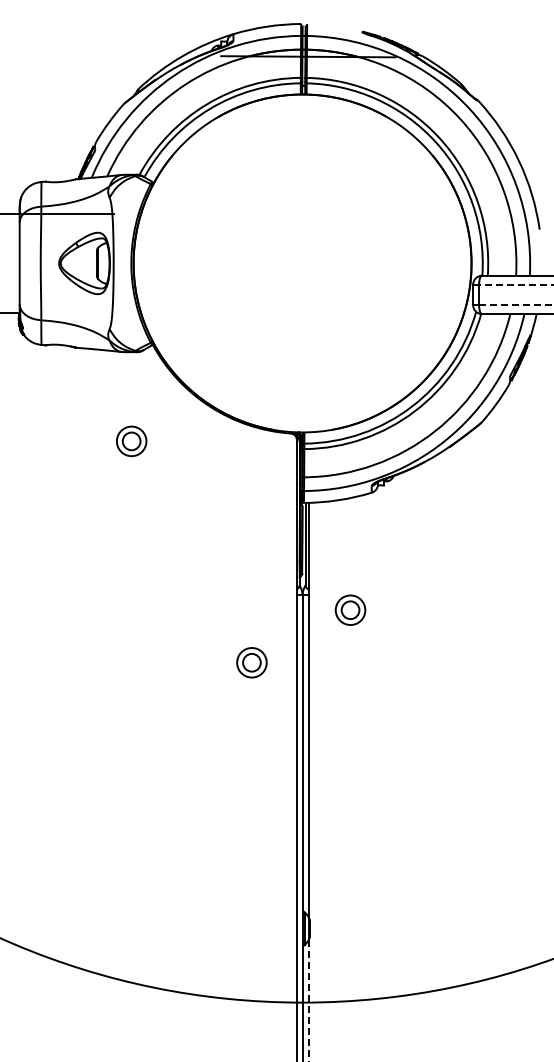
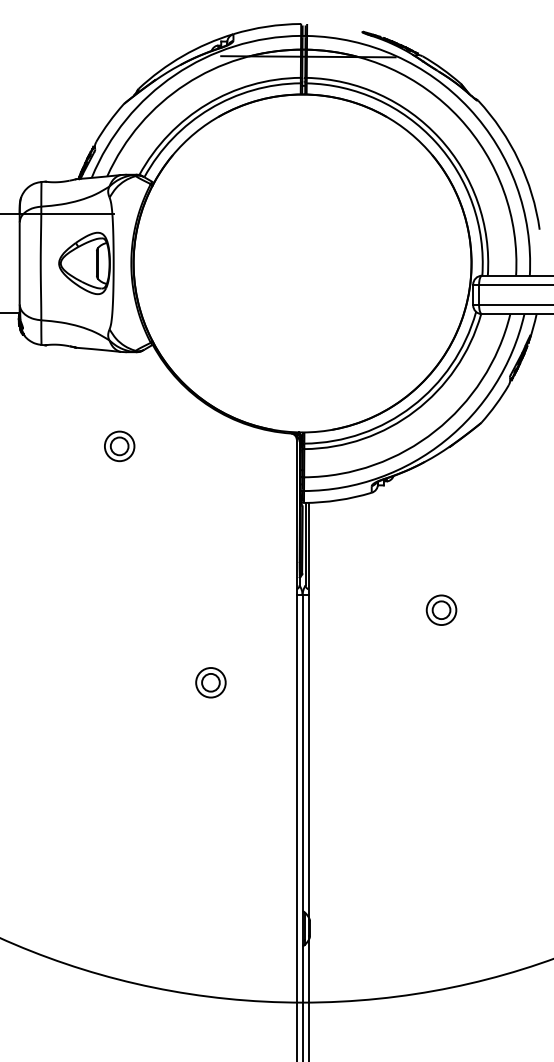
line: dashed -> solid (516, 284)
line: dashed -> solid (516, 305)
part position: (131, 441) -> (119, 446) (119, 446)
part position: (350, 609) -> (441, 609) (441, 609)
part position: (251, 662) -> (210, 682) (210, 682)
line: dashed -> solid (308, 1001)
